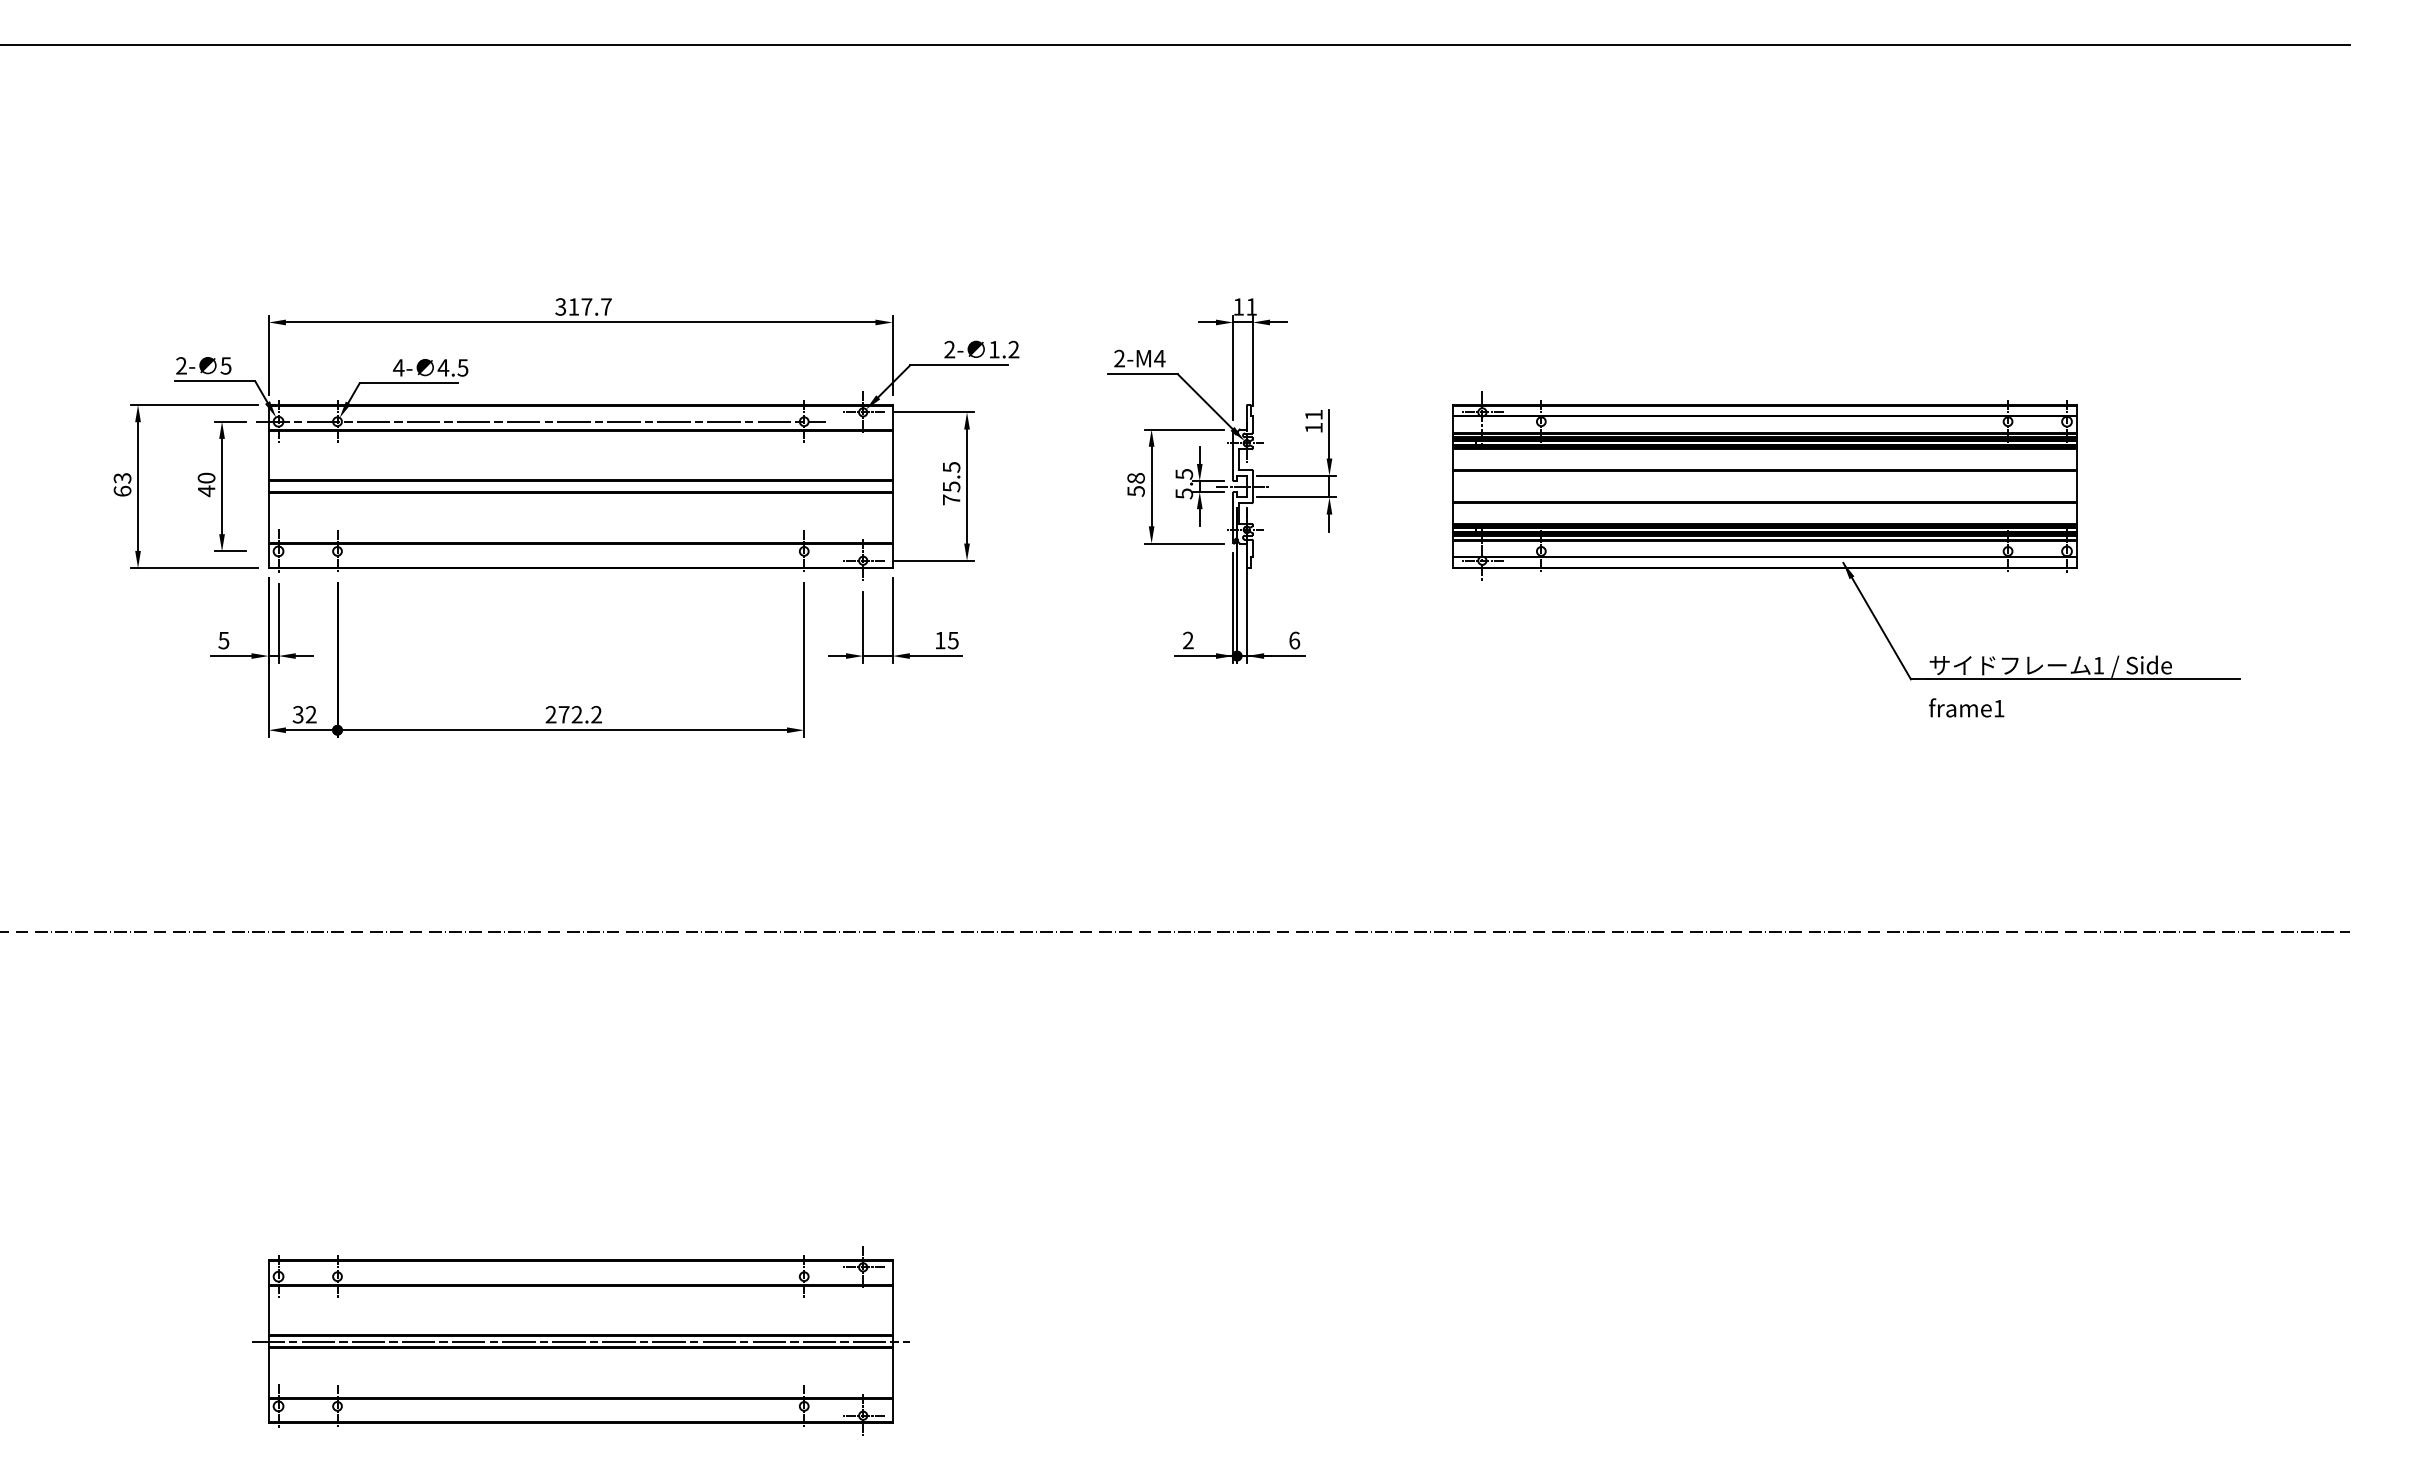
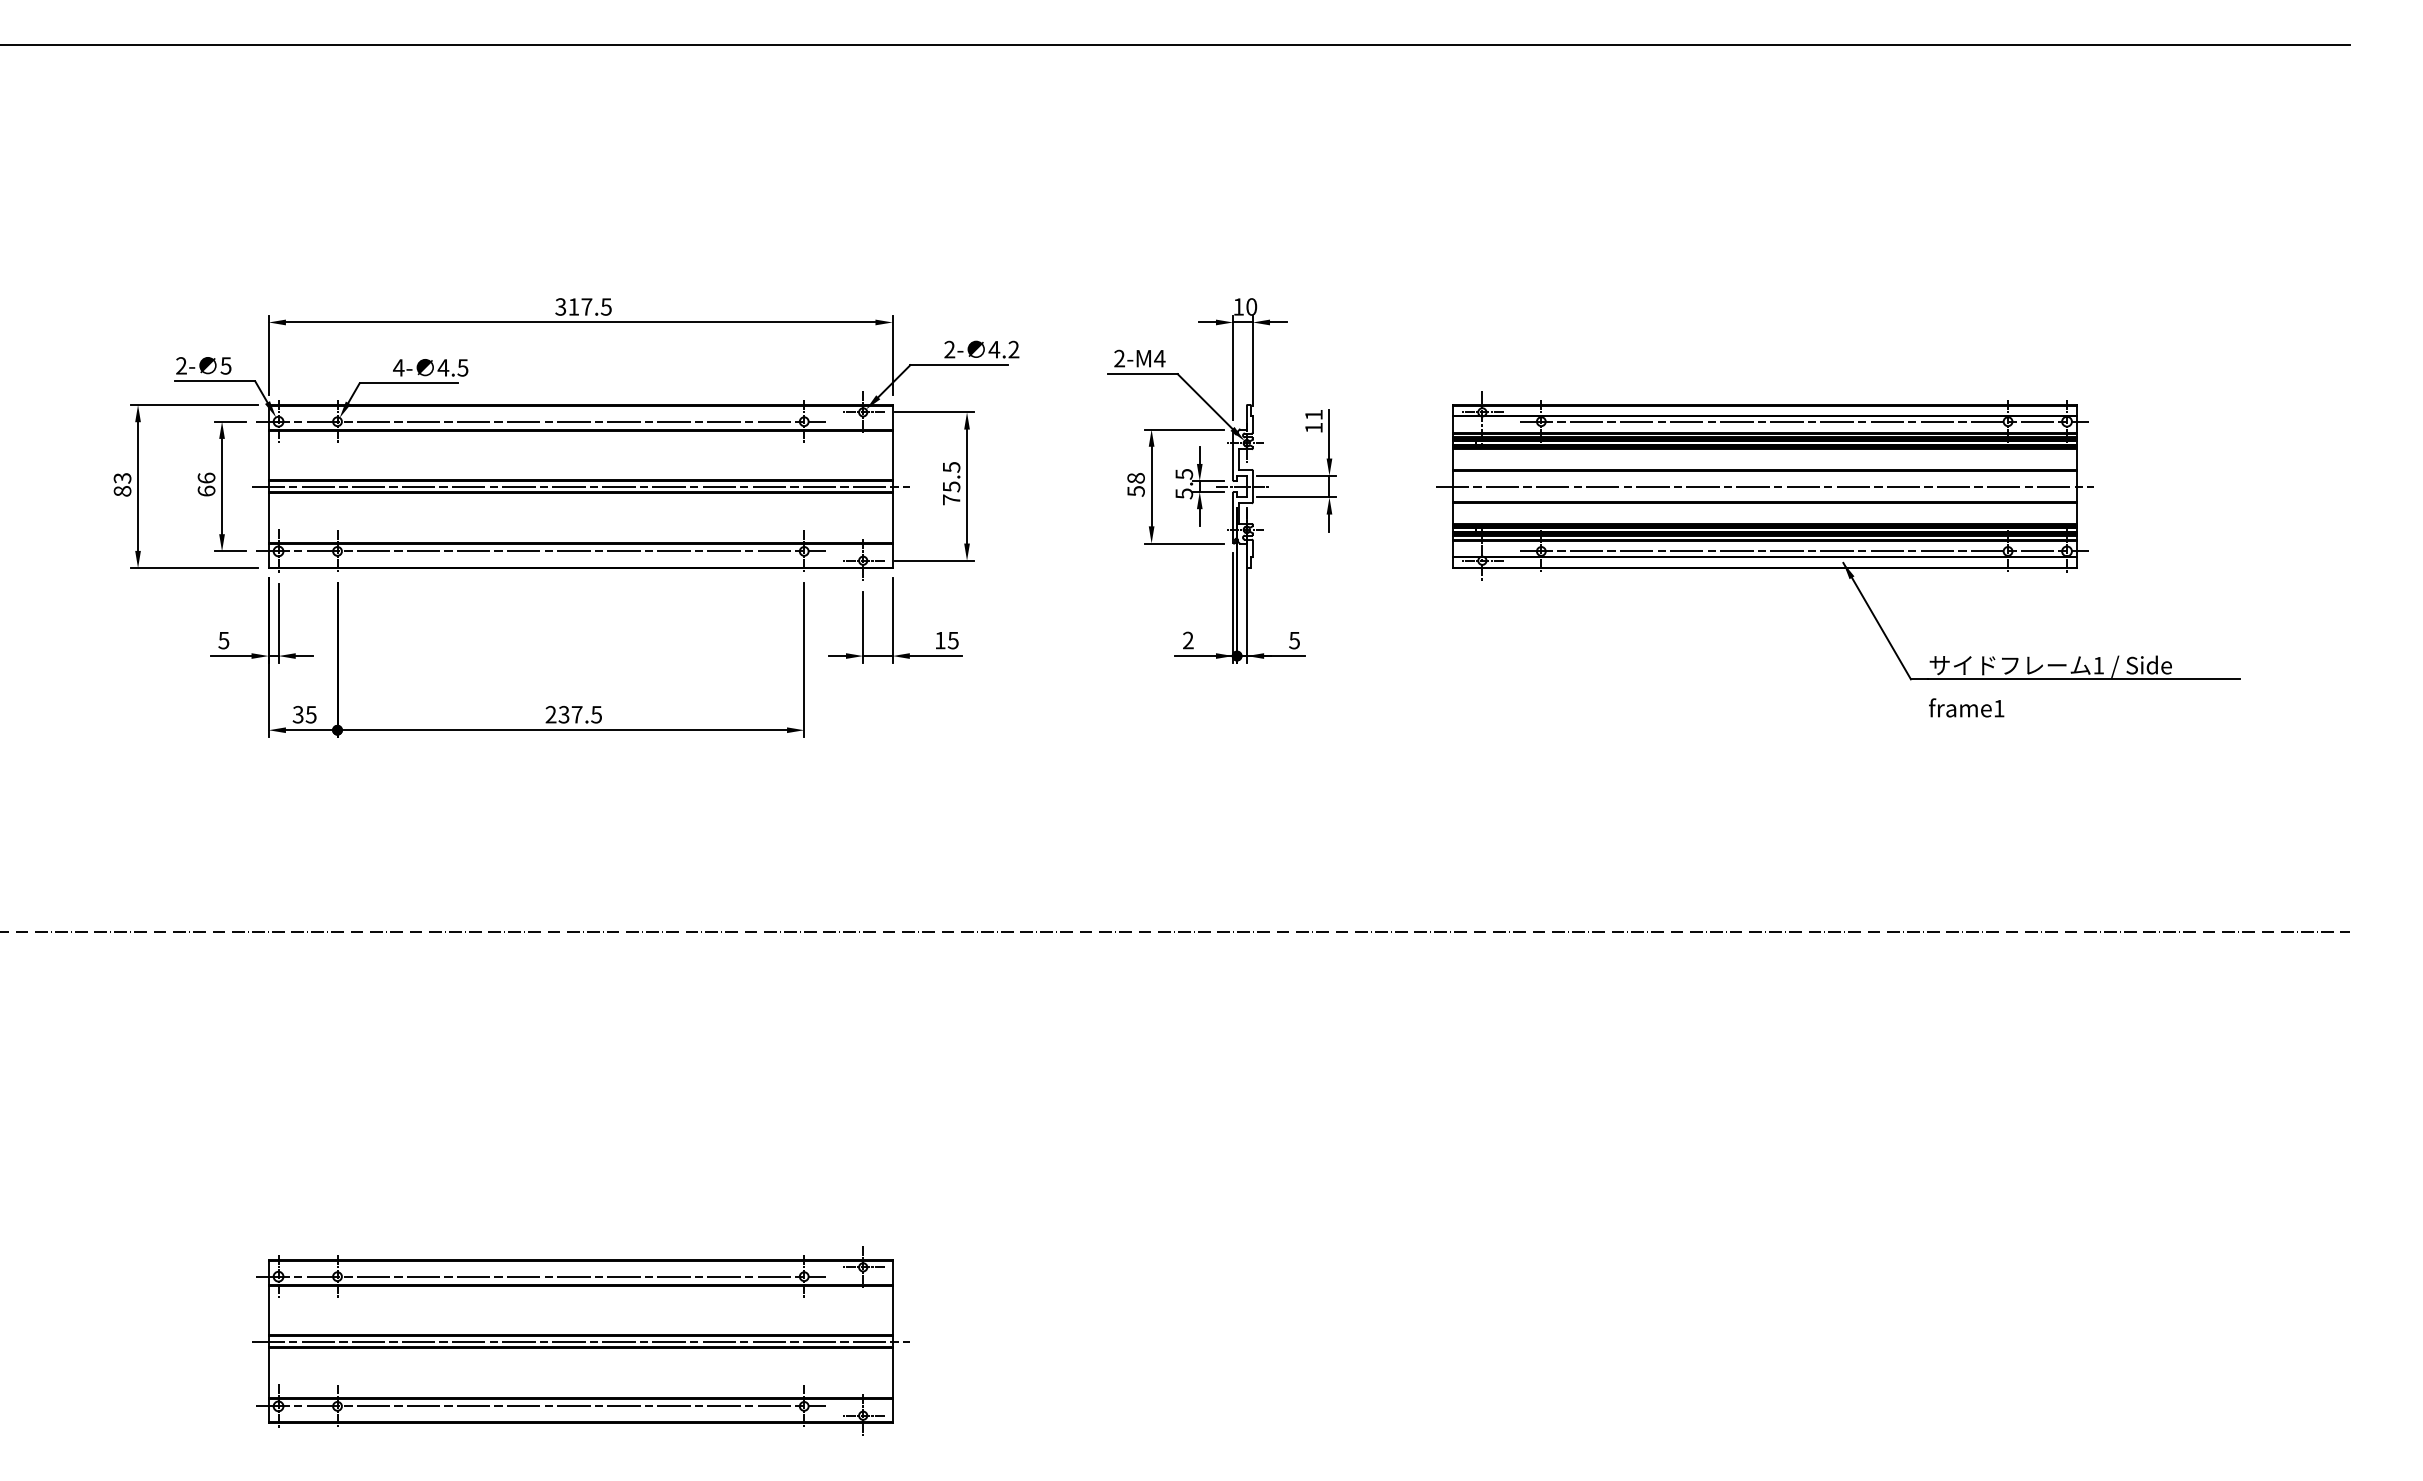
text: 317.7 -> 317.5 (605, 306)
text: 11 -> 10 (1251, 306)
text: 1.2 -> 4.2 (994, 349)
line: none -> present (1804, 421)
text: 40 -> 66 (206, 484)
line: none -> present (580, 486)
line: none -> present (1764, 486)
text: 63 -> 83 (122, 490)
line: none -> present (540, 551)
line: none -> present (1804, 551)
text: 6 -> 5 (1294, 640)
text: 32 -> 35 (310, 714)
text: 272.2 -> 237.5 (579, 714)
line: none -> present (540, 1276)
line: none -> present (540, 1406)
